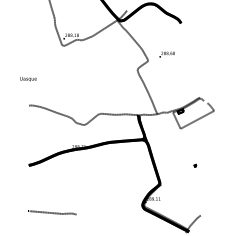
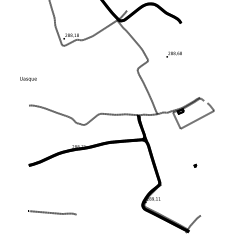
text position: (166, 54) -> (173, 54) (173, 54)
